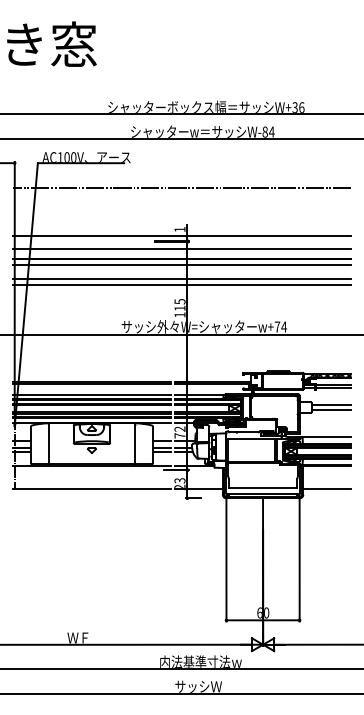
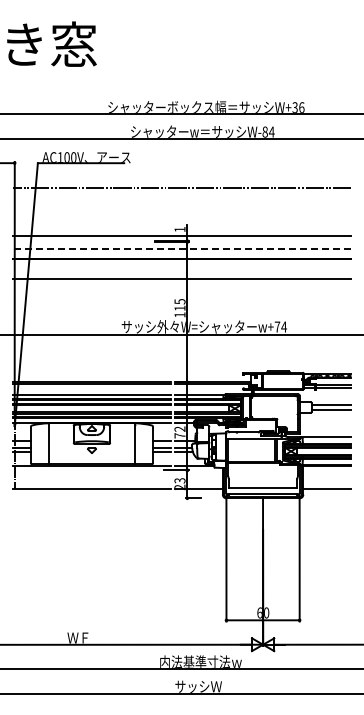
line: solid -> dashed (181, 249)
line: present -> none (181, 265)
line: present -> none (181, 284)
